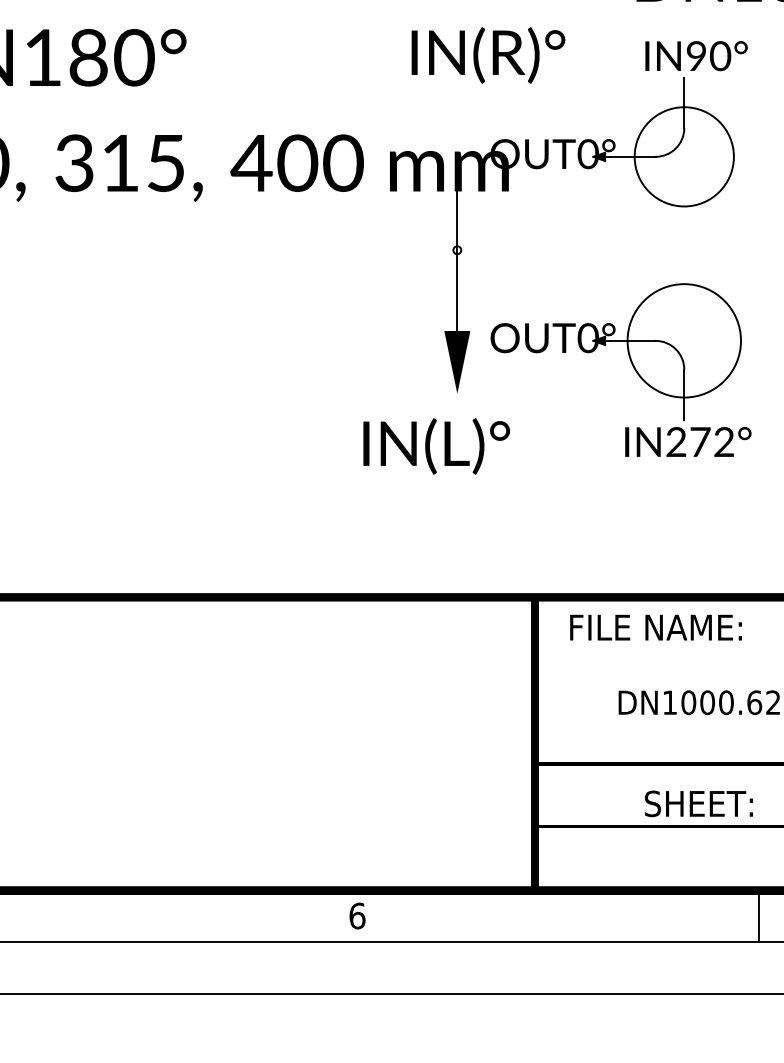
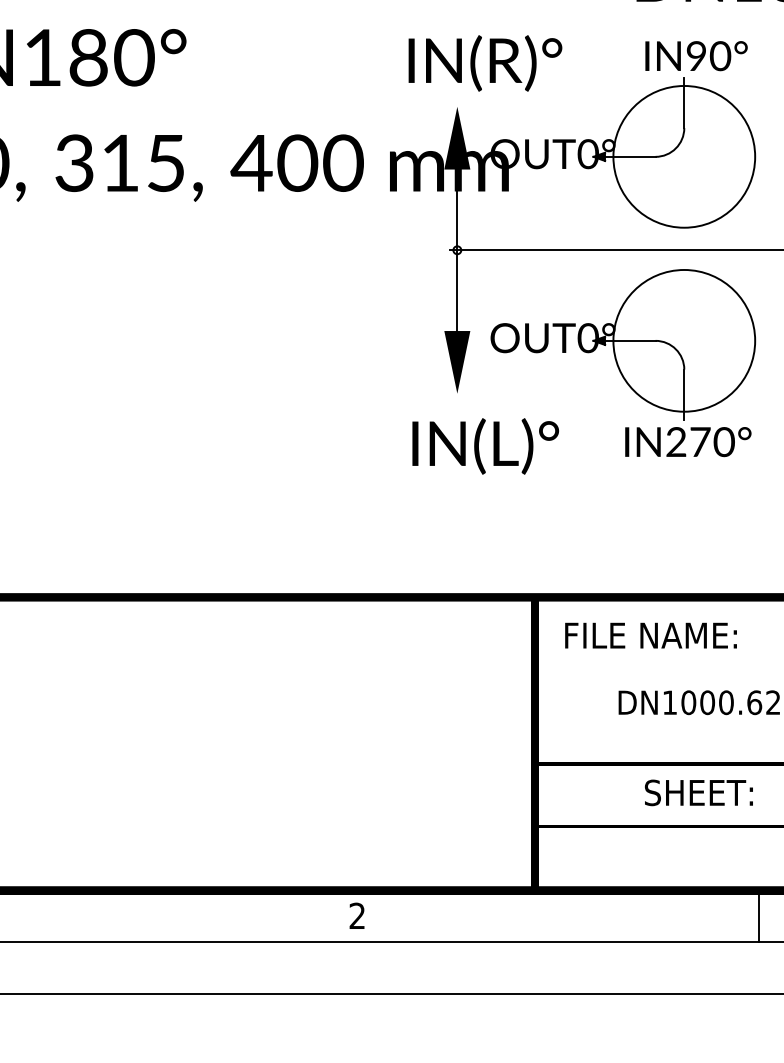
text position: (488, 55) -> (485, 63) (485, 63)
fill: none -> present (457, 137)
circle diameter: 99 px -> 142 px (684, 156)
line: none -> present (615, 250)
circle diameter: 113 px -> 142 px (684, 340)
text: IN272° -> IN270° (723, 442)
text position: (436, 446) -> (485, 446) (485, 446)
text position: (655, 627) -> (650, 635) (650, 635)
text position: (698, 803) -> (698, 792) (698, 792)
text: 6 -> 2 (357, 915)
